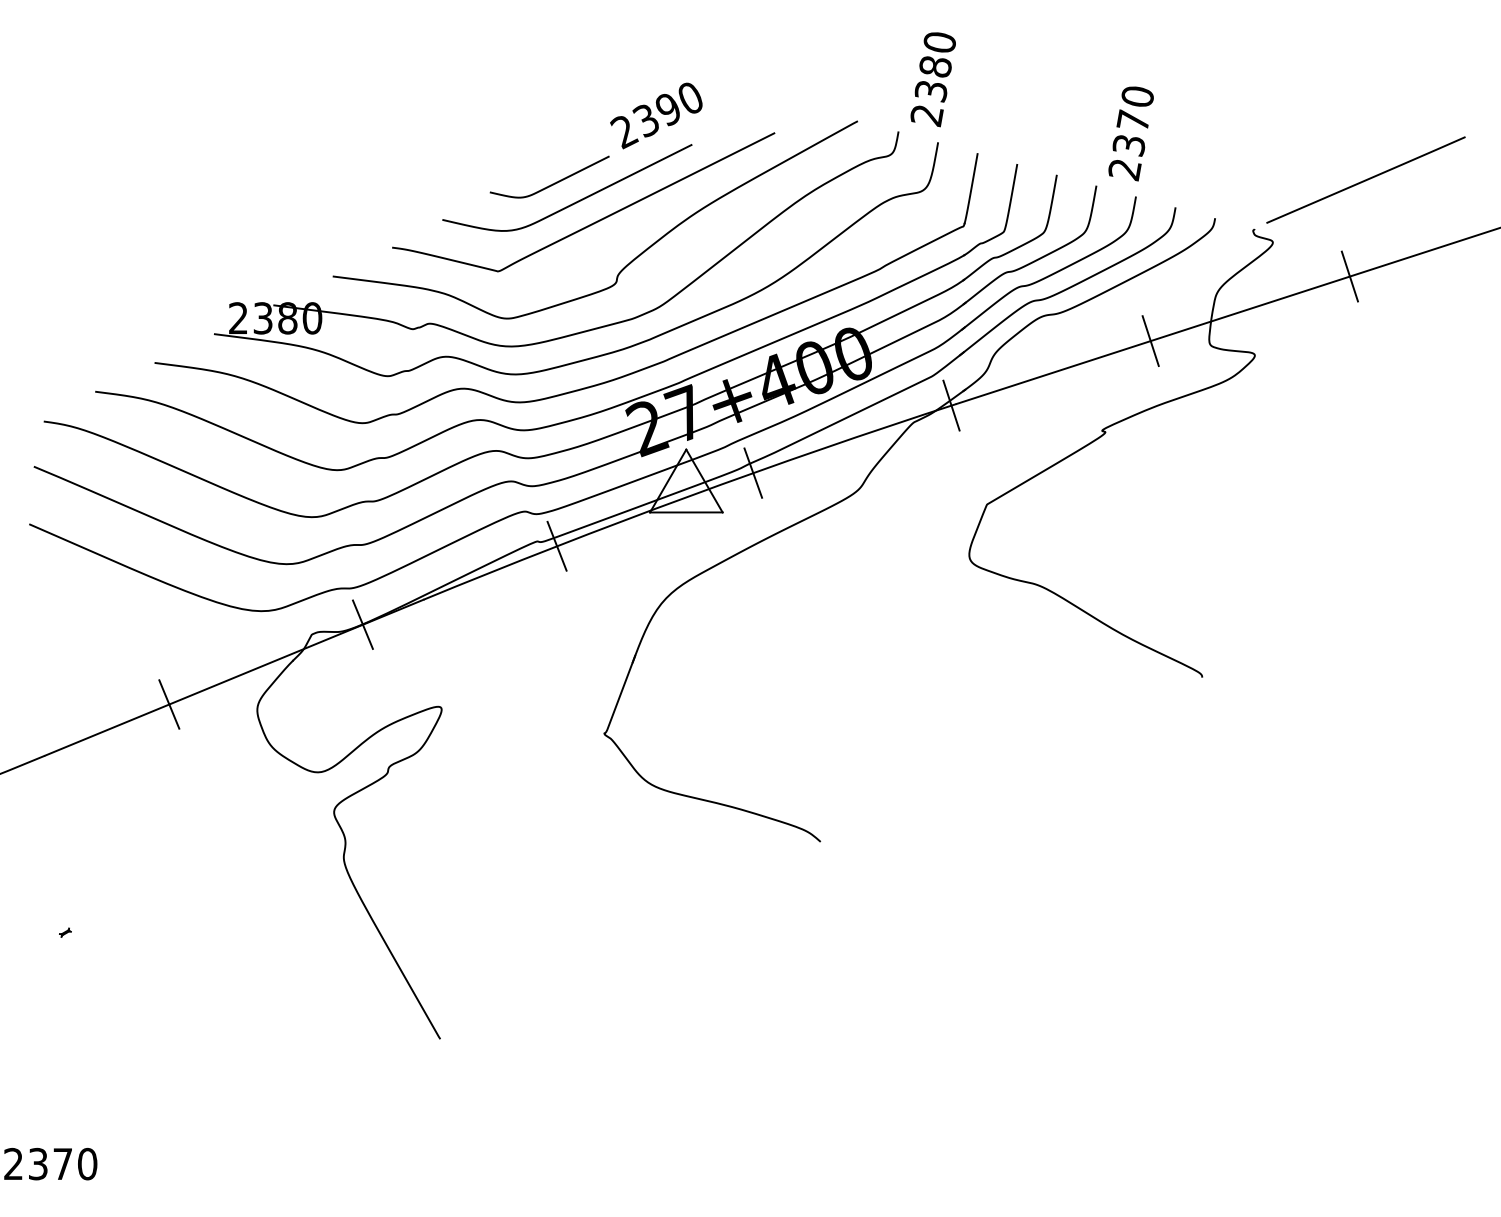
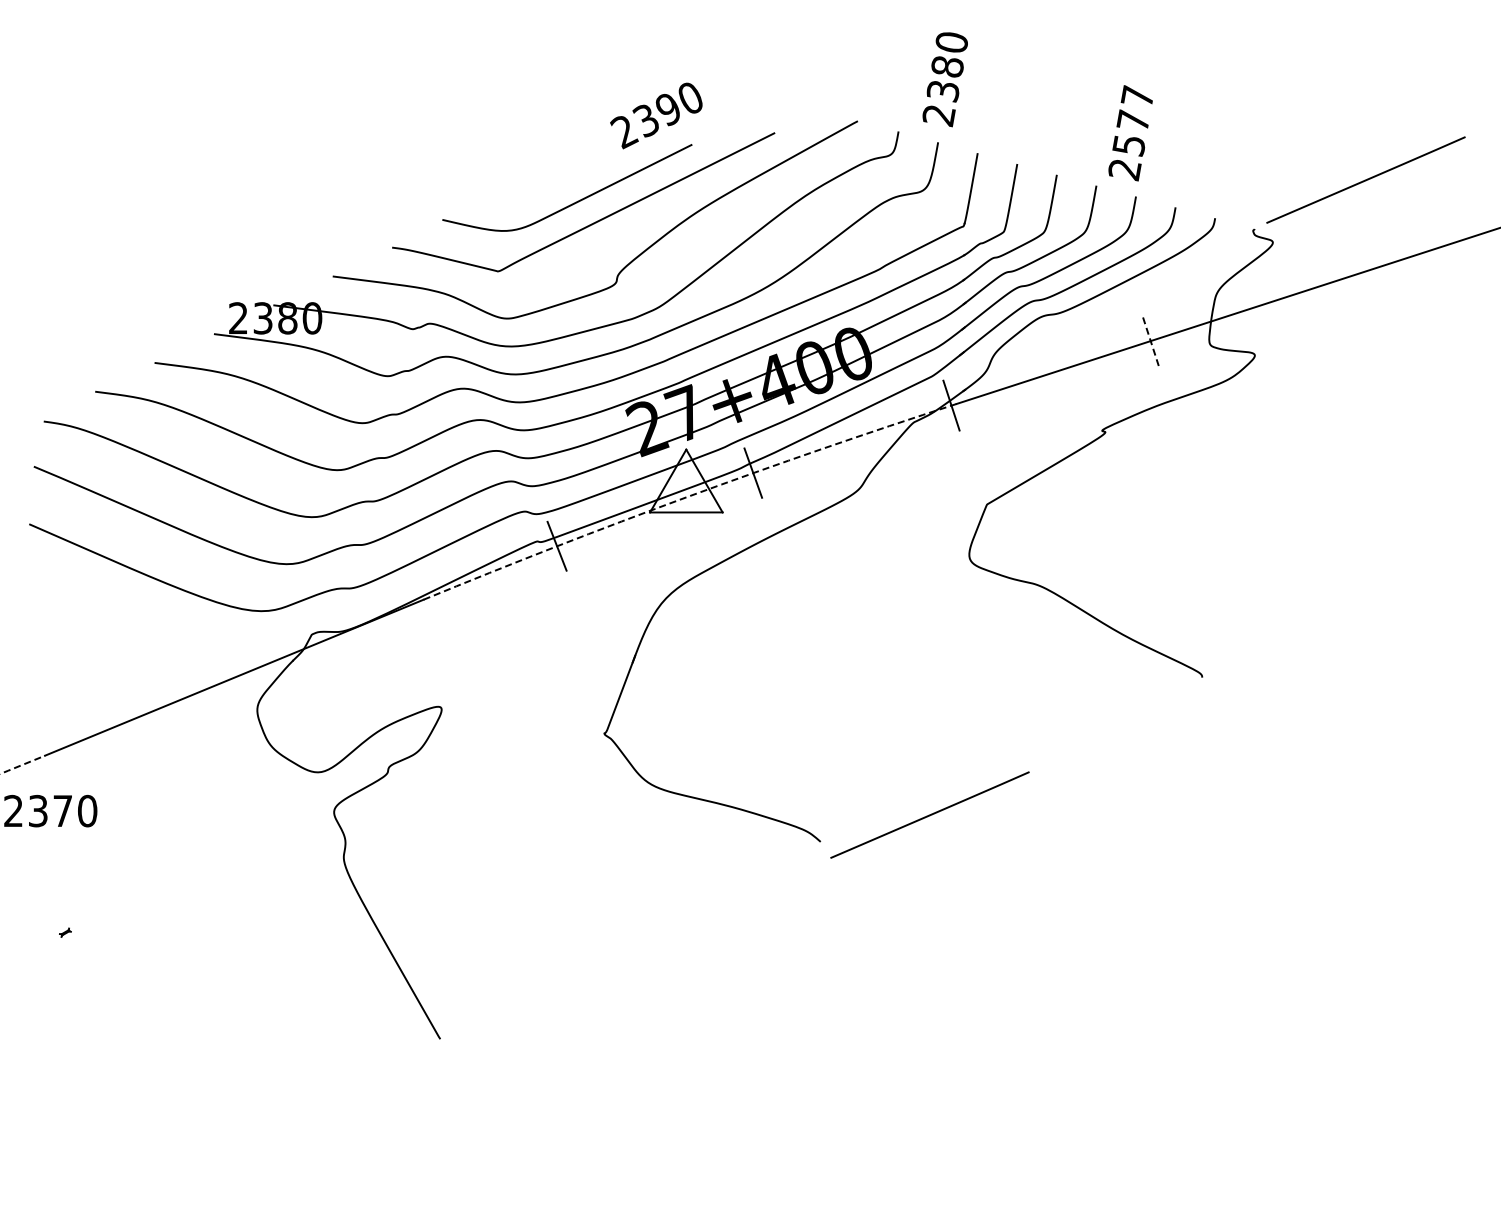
text position: (932, 79) -> (944, 79) (944, 79)
text: 2370 -> 2577 (1132, 120)
curve: present -> none (552, 183)
line: present -> none (1349, 276)
line: solid -> dashed (1150, 340)
arc: solid -> dashed (688, 496)
line: present -> none (362, 624)
line: present -> none (169, 704)
arc: solid -> dashed (22, 764)
line: none -> present (929, 814)
text position: (50, 1164) -> (50, 811) (50, 811)
